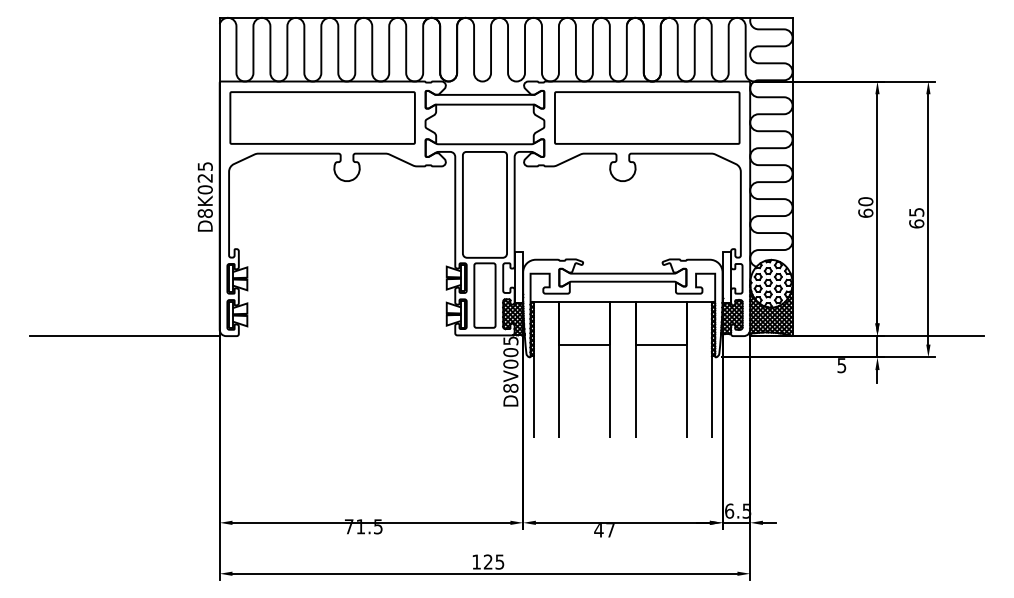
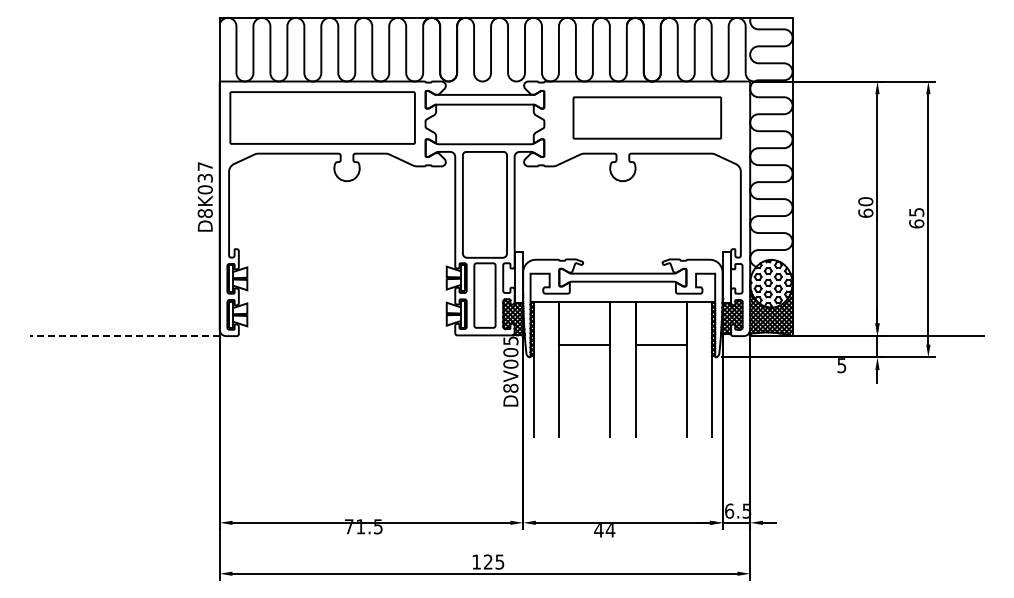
part size: 187x54 px -> 151x44 px (647, 117)
text: D8K025 -> D8K037 (205, 172)
line: solid -> dashed (125, 336)
text: 47 -> 44 (610, 530)
